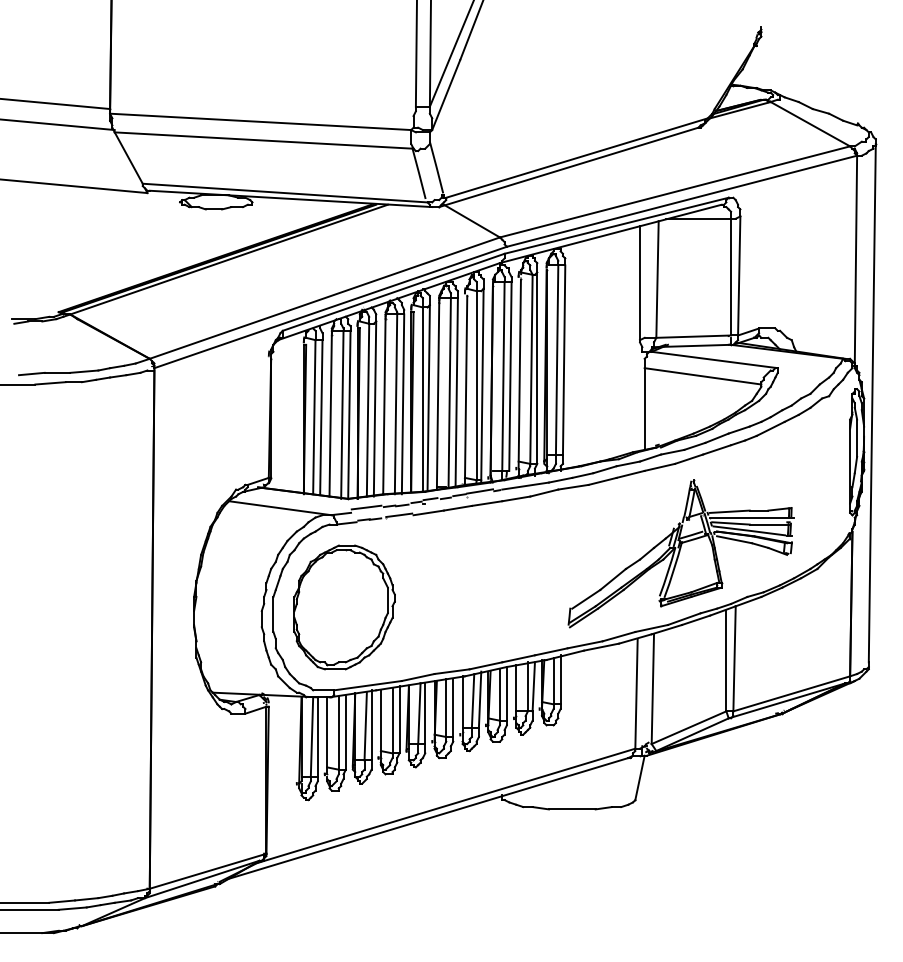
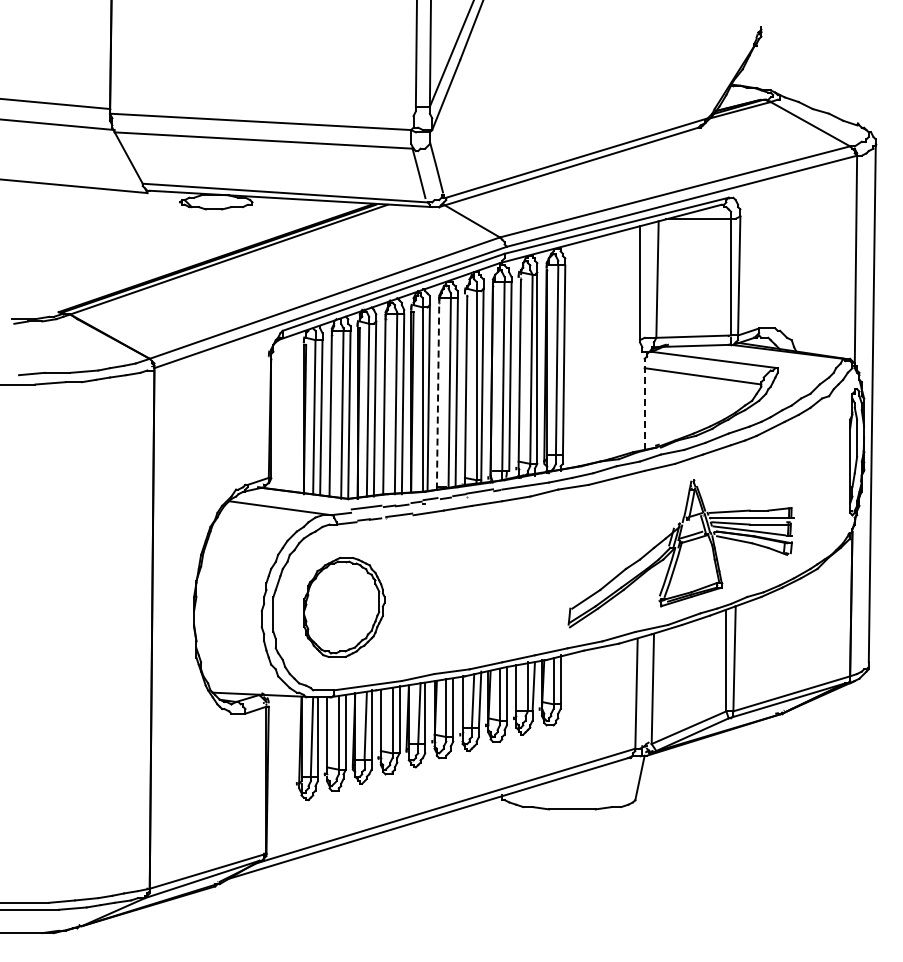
line: solid -> dashed (438, 395)
line: solid -> dashed (644, 404)
part size: 103x127 px -> 83x101 px (344, 607)
